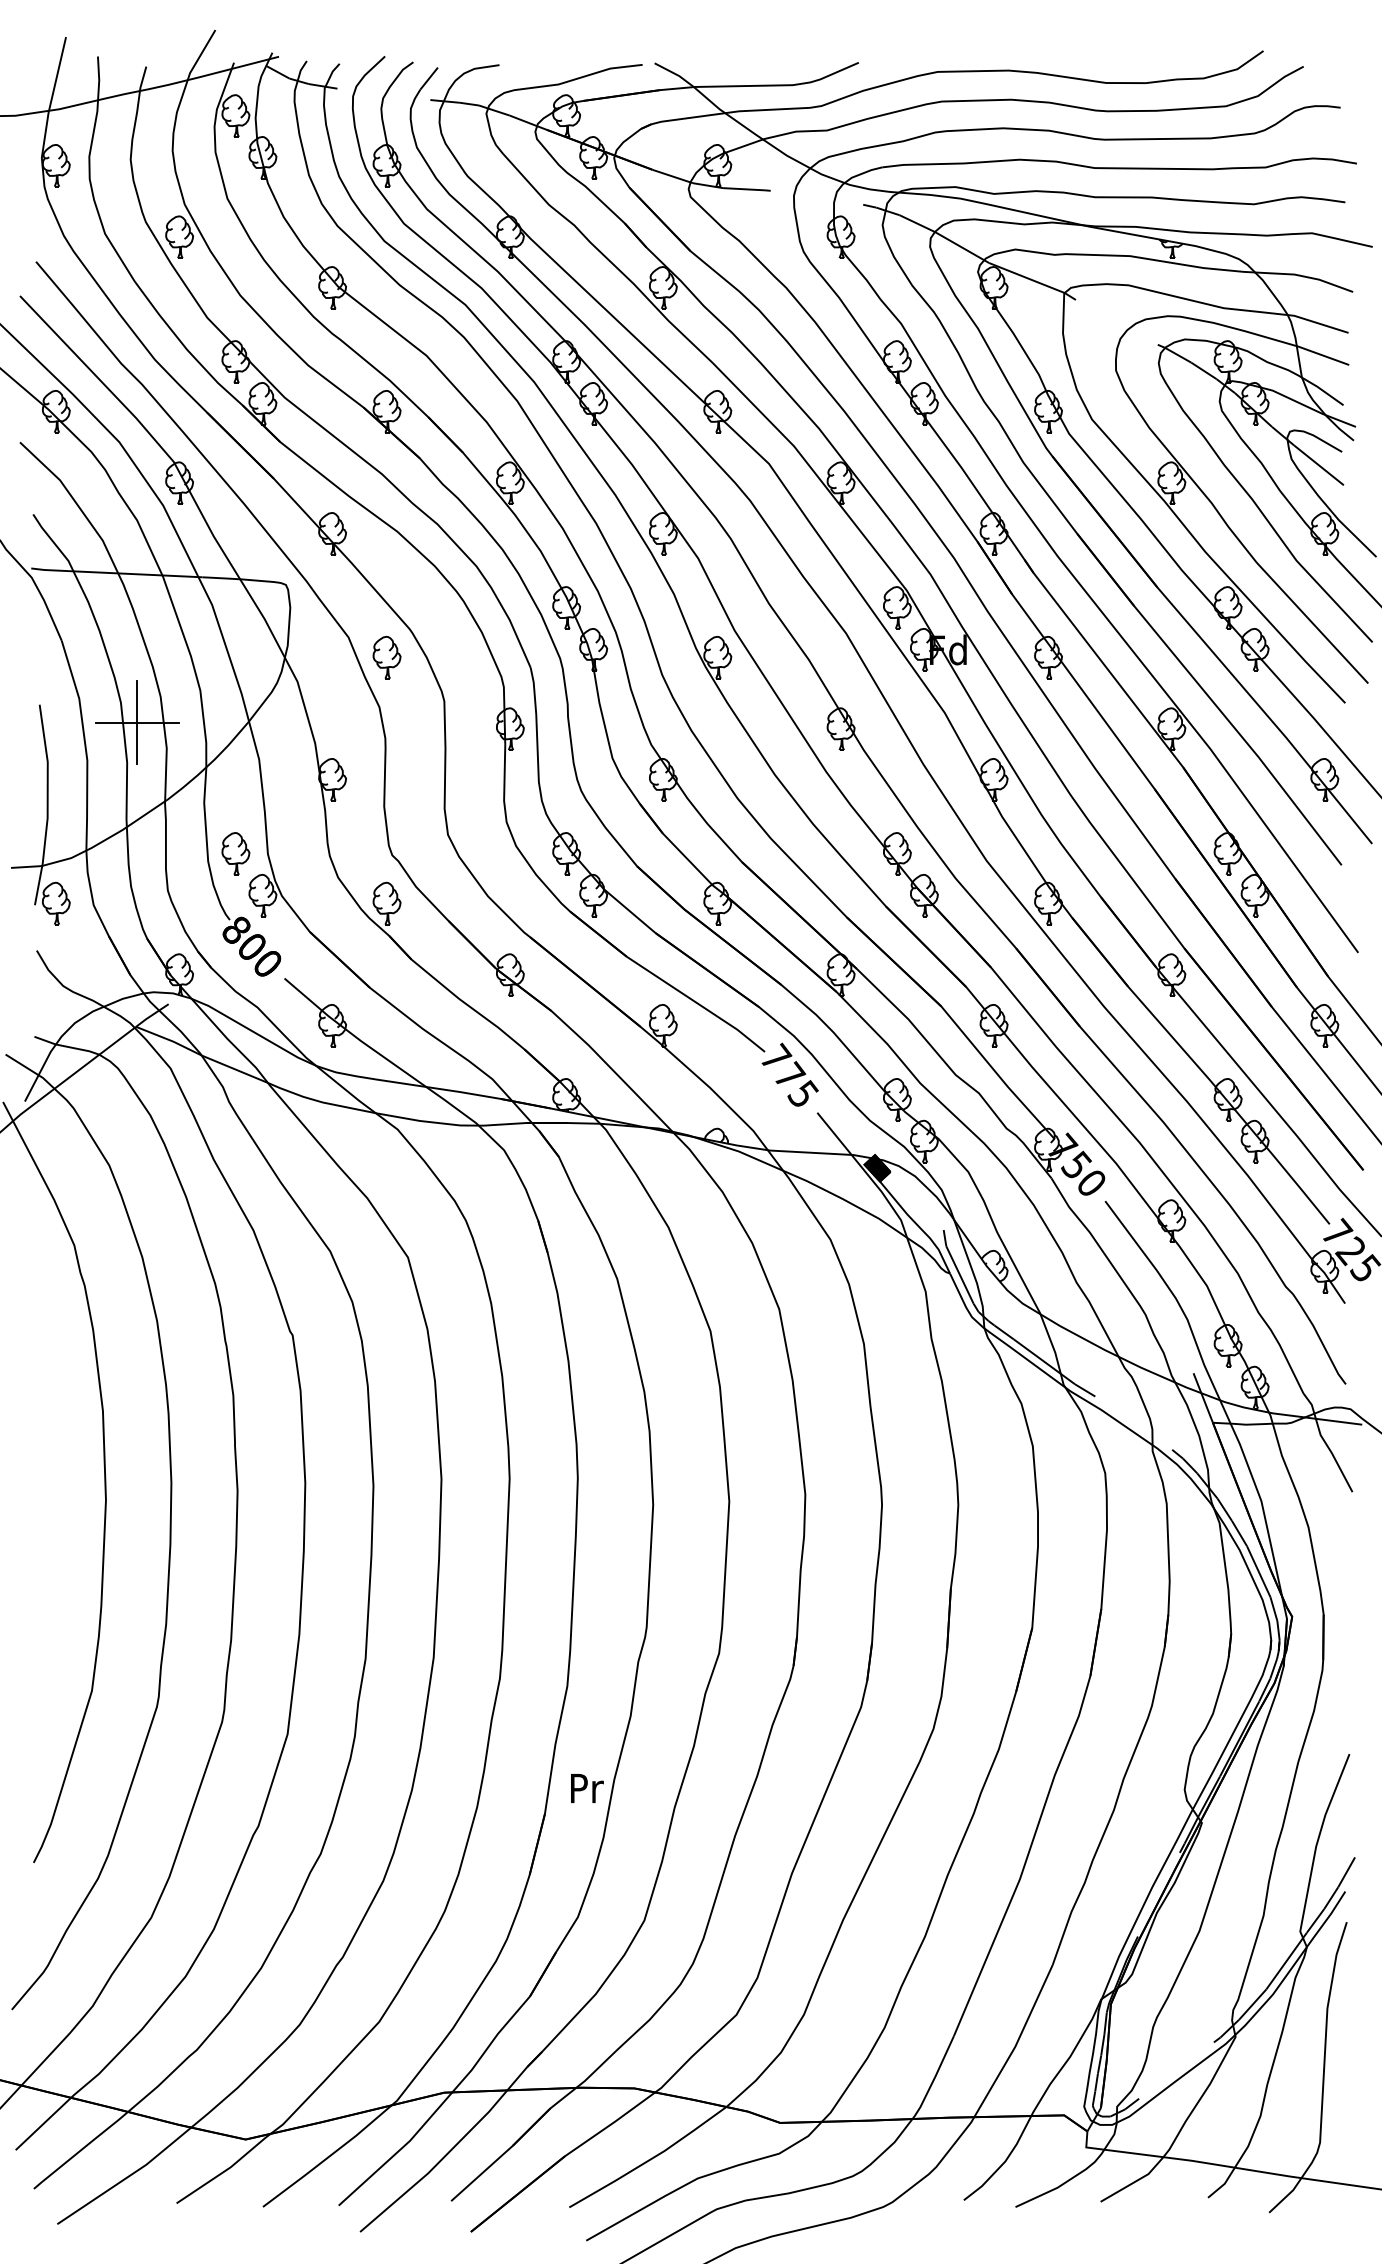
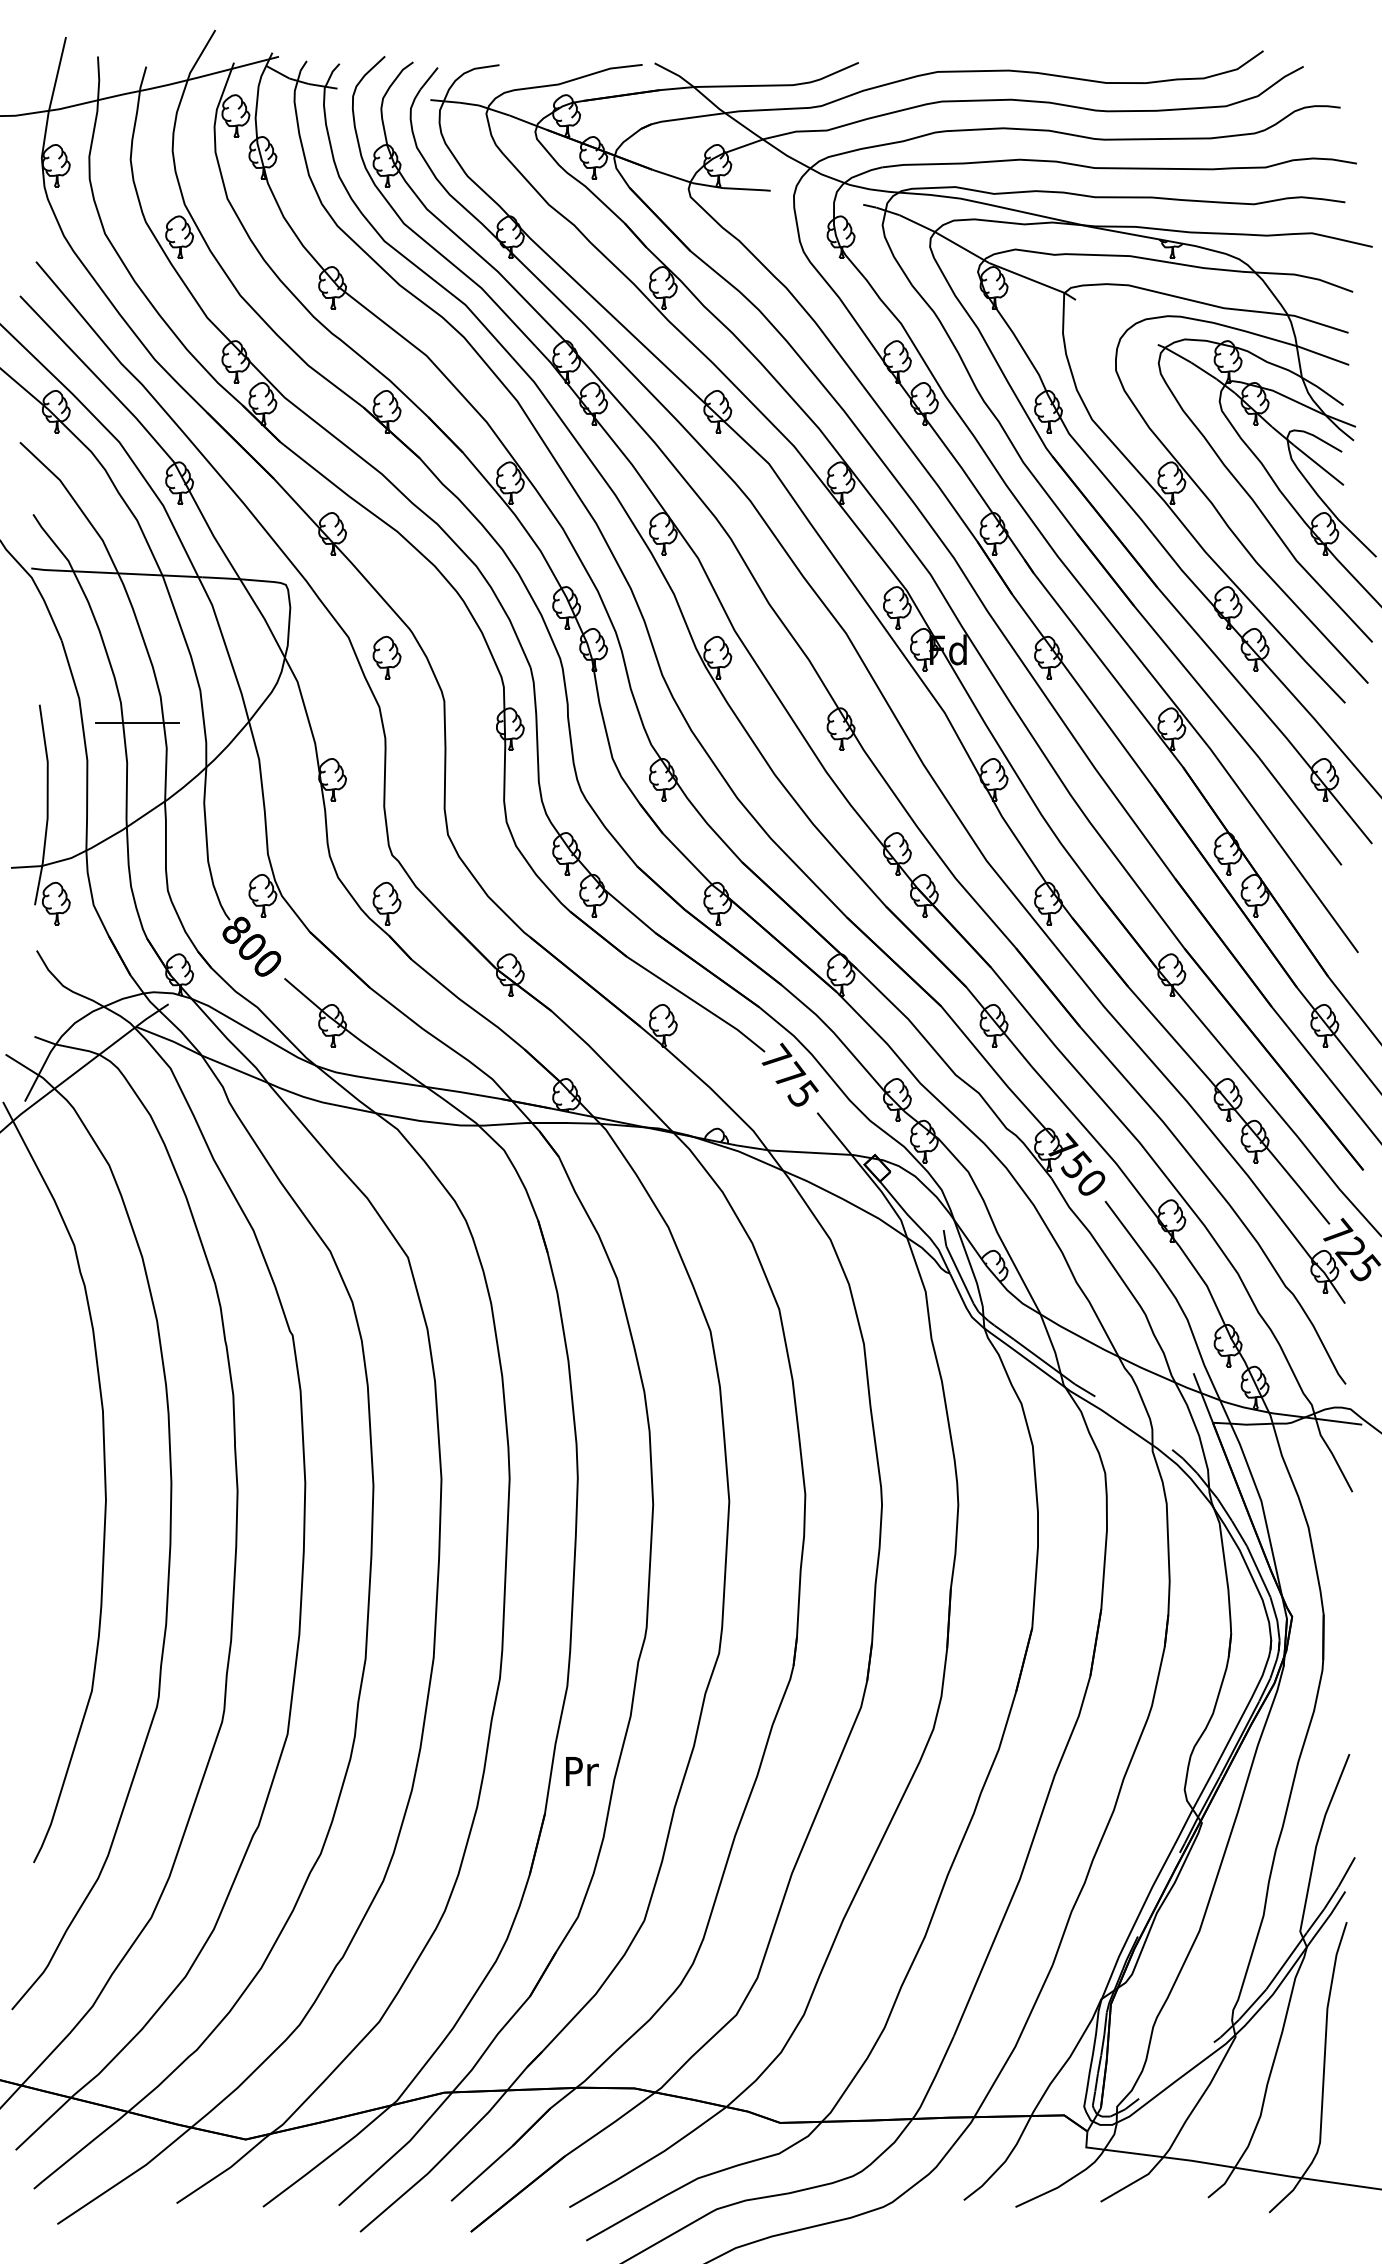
line: present -> none (137, 722)
part: present -> none (235, 853)
fill: present -> none (877, 1168)
text position: (587, 1788) -> (582, 1771) (582, 1771)
